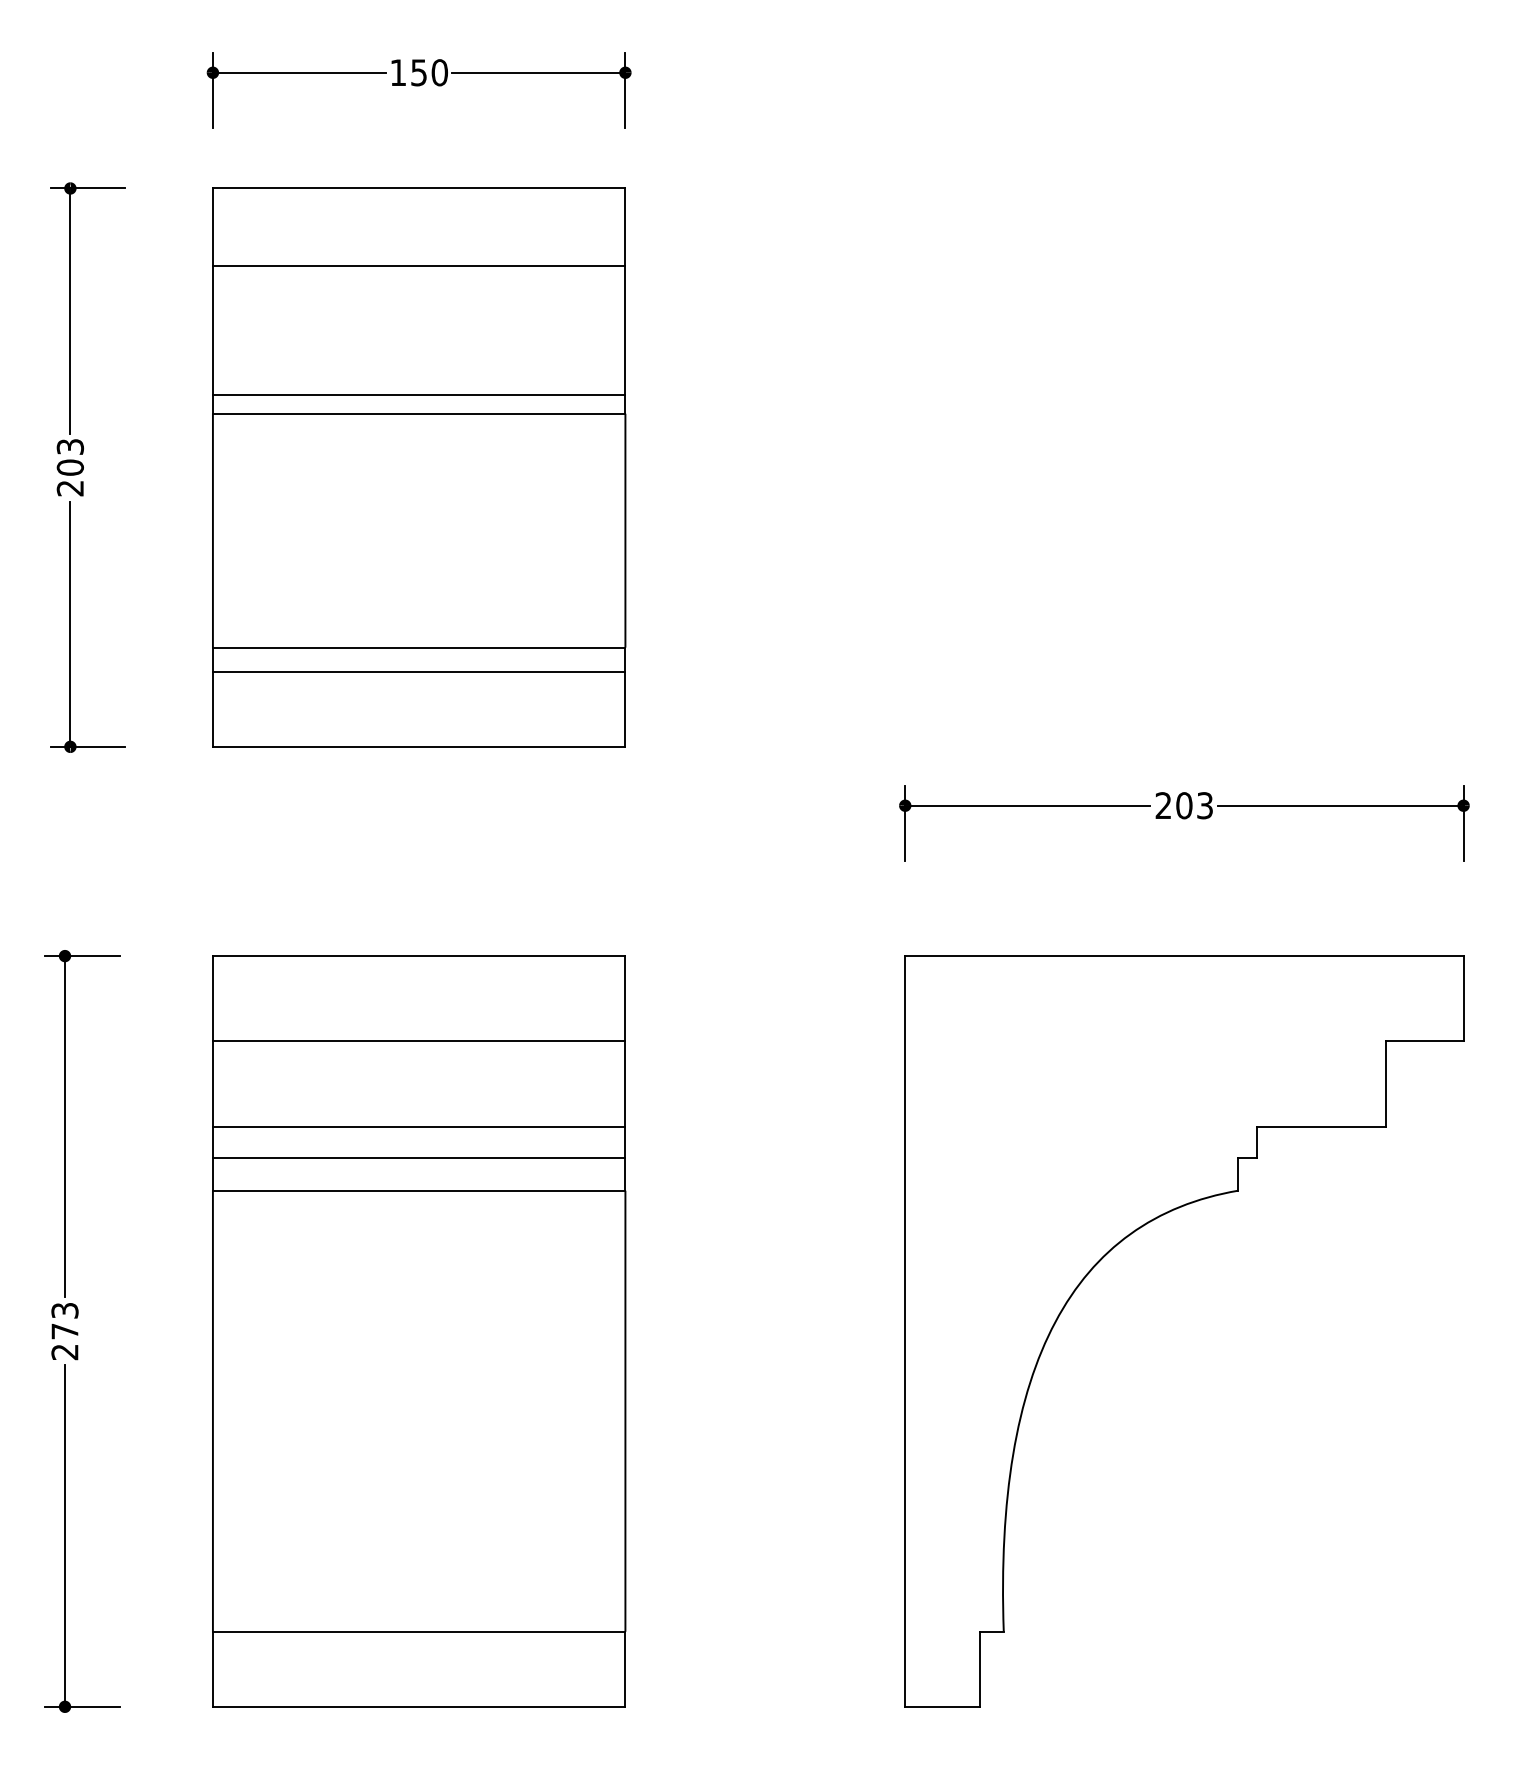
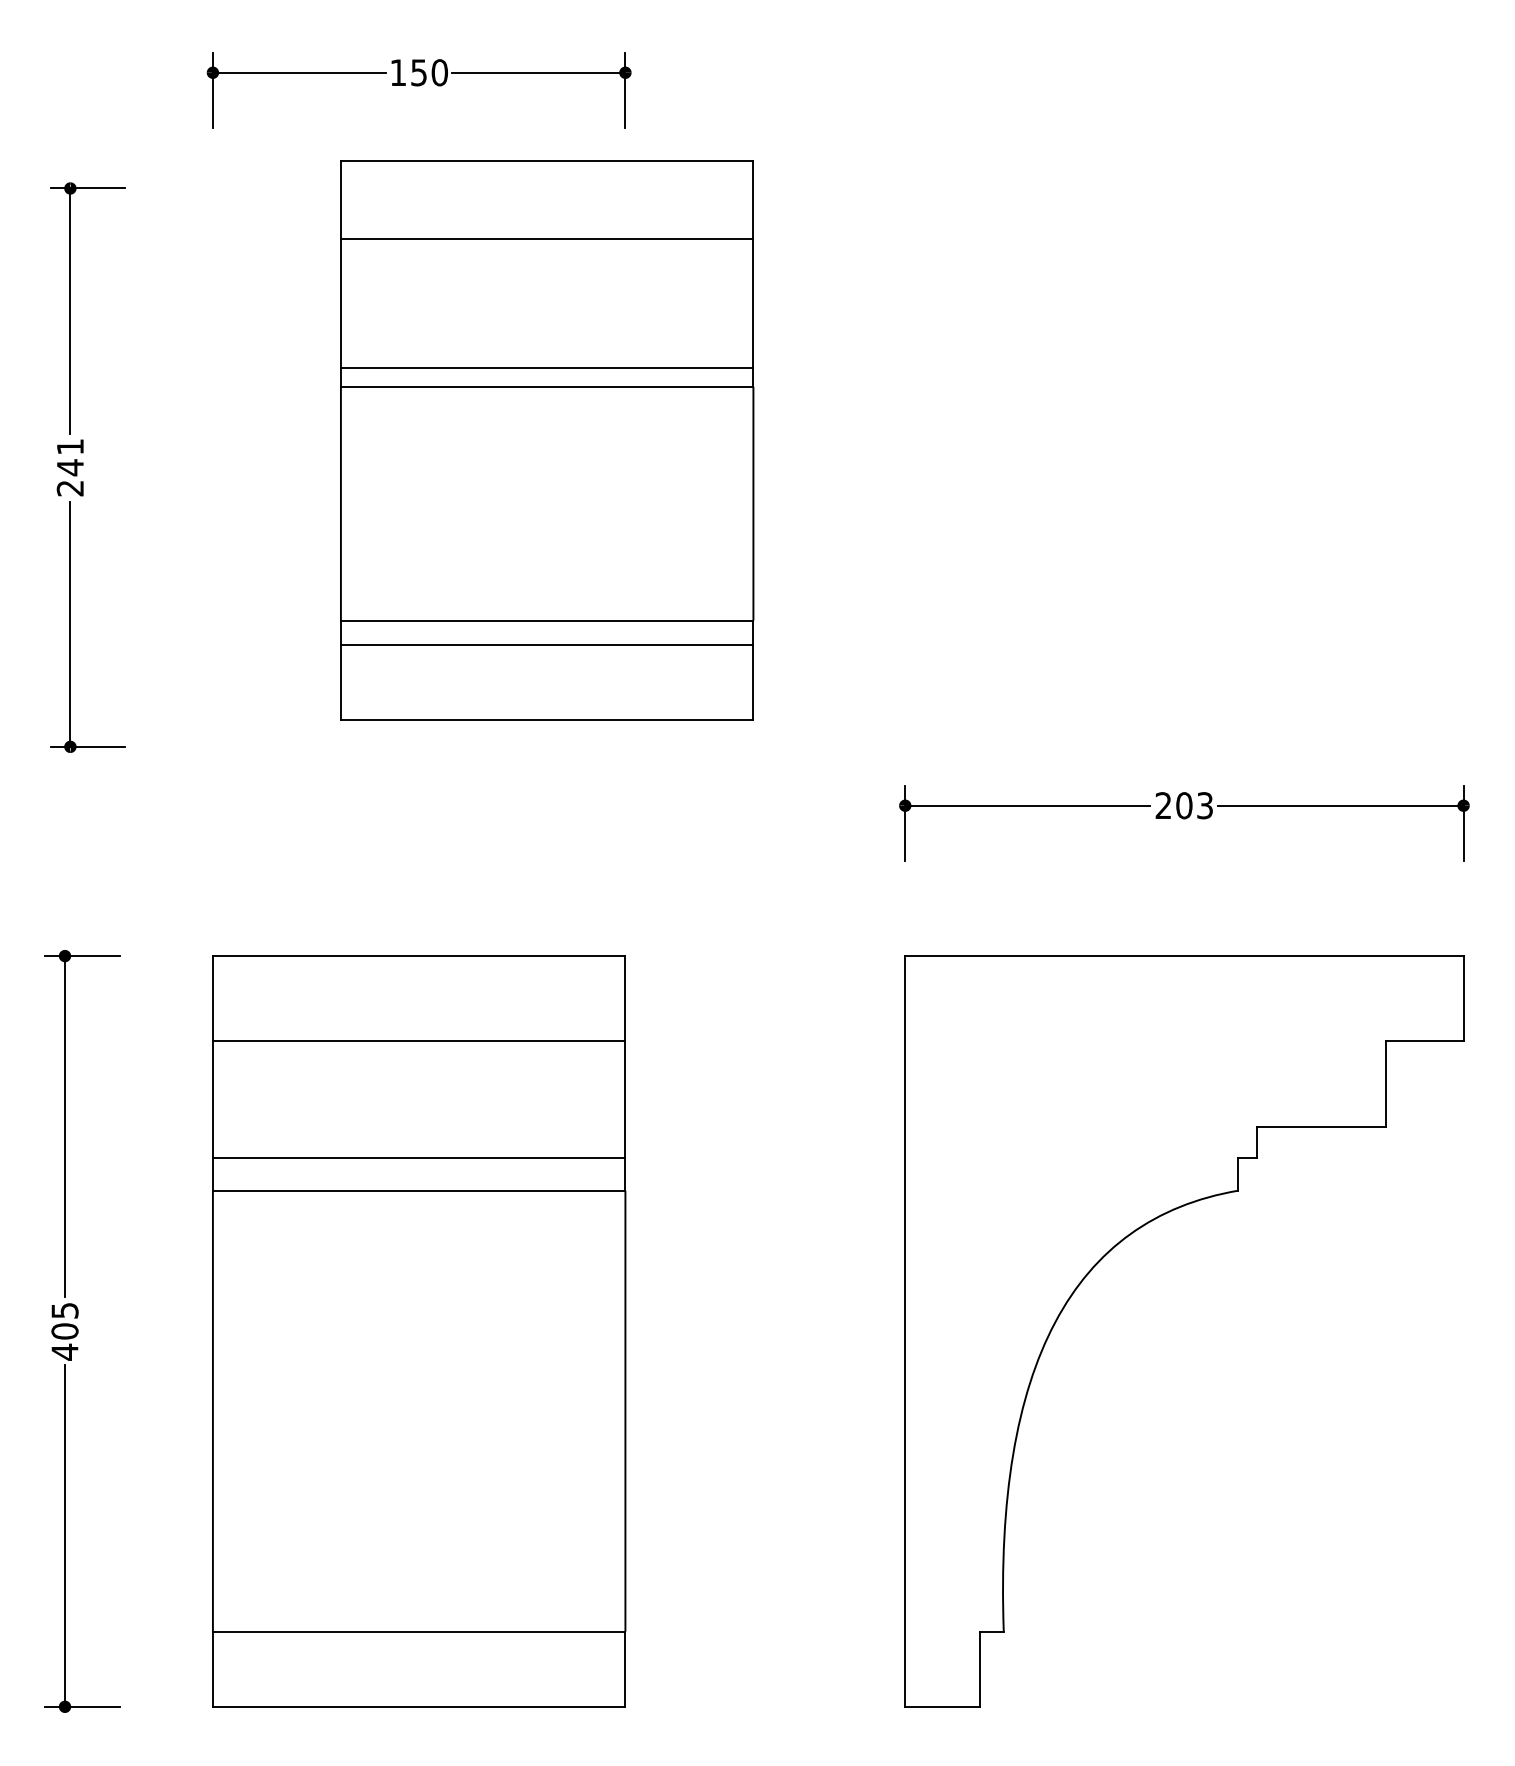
text: 203 -> 241 (70, 457)
part position: (419, 467) -> (547, 440) (547, 440)
line: present -> none (418, 1127)
text: 273 -> 405 (64, 1331)
